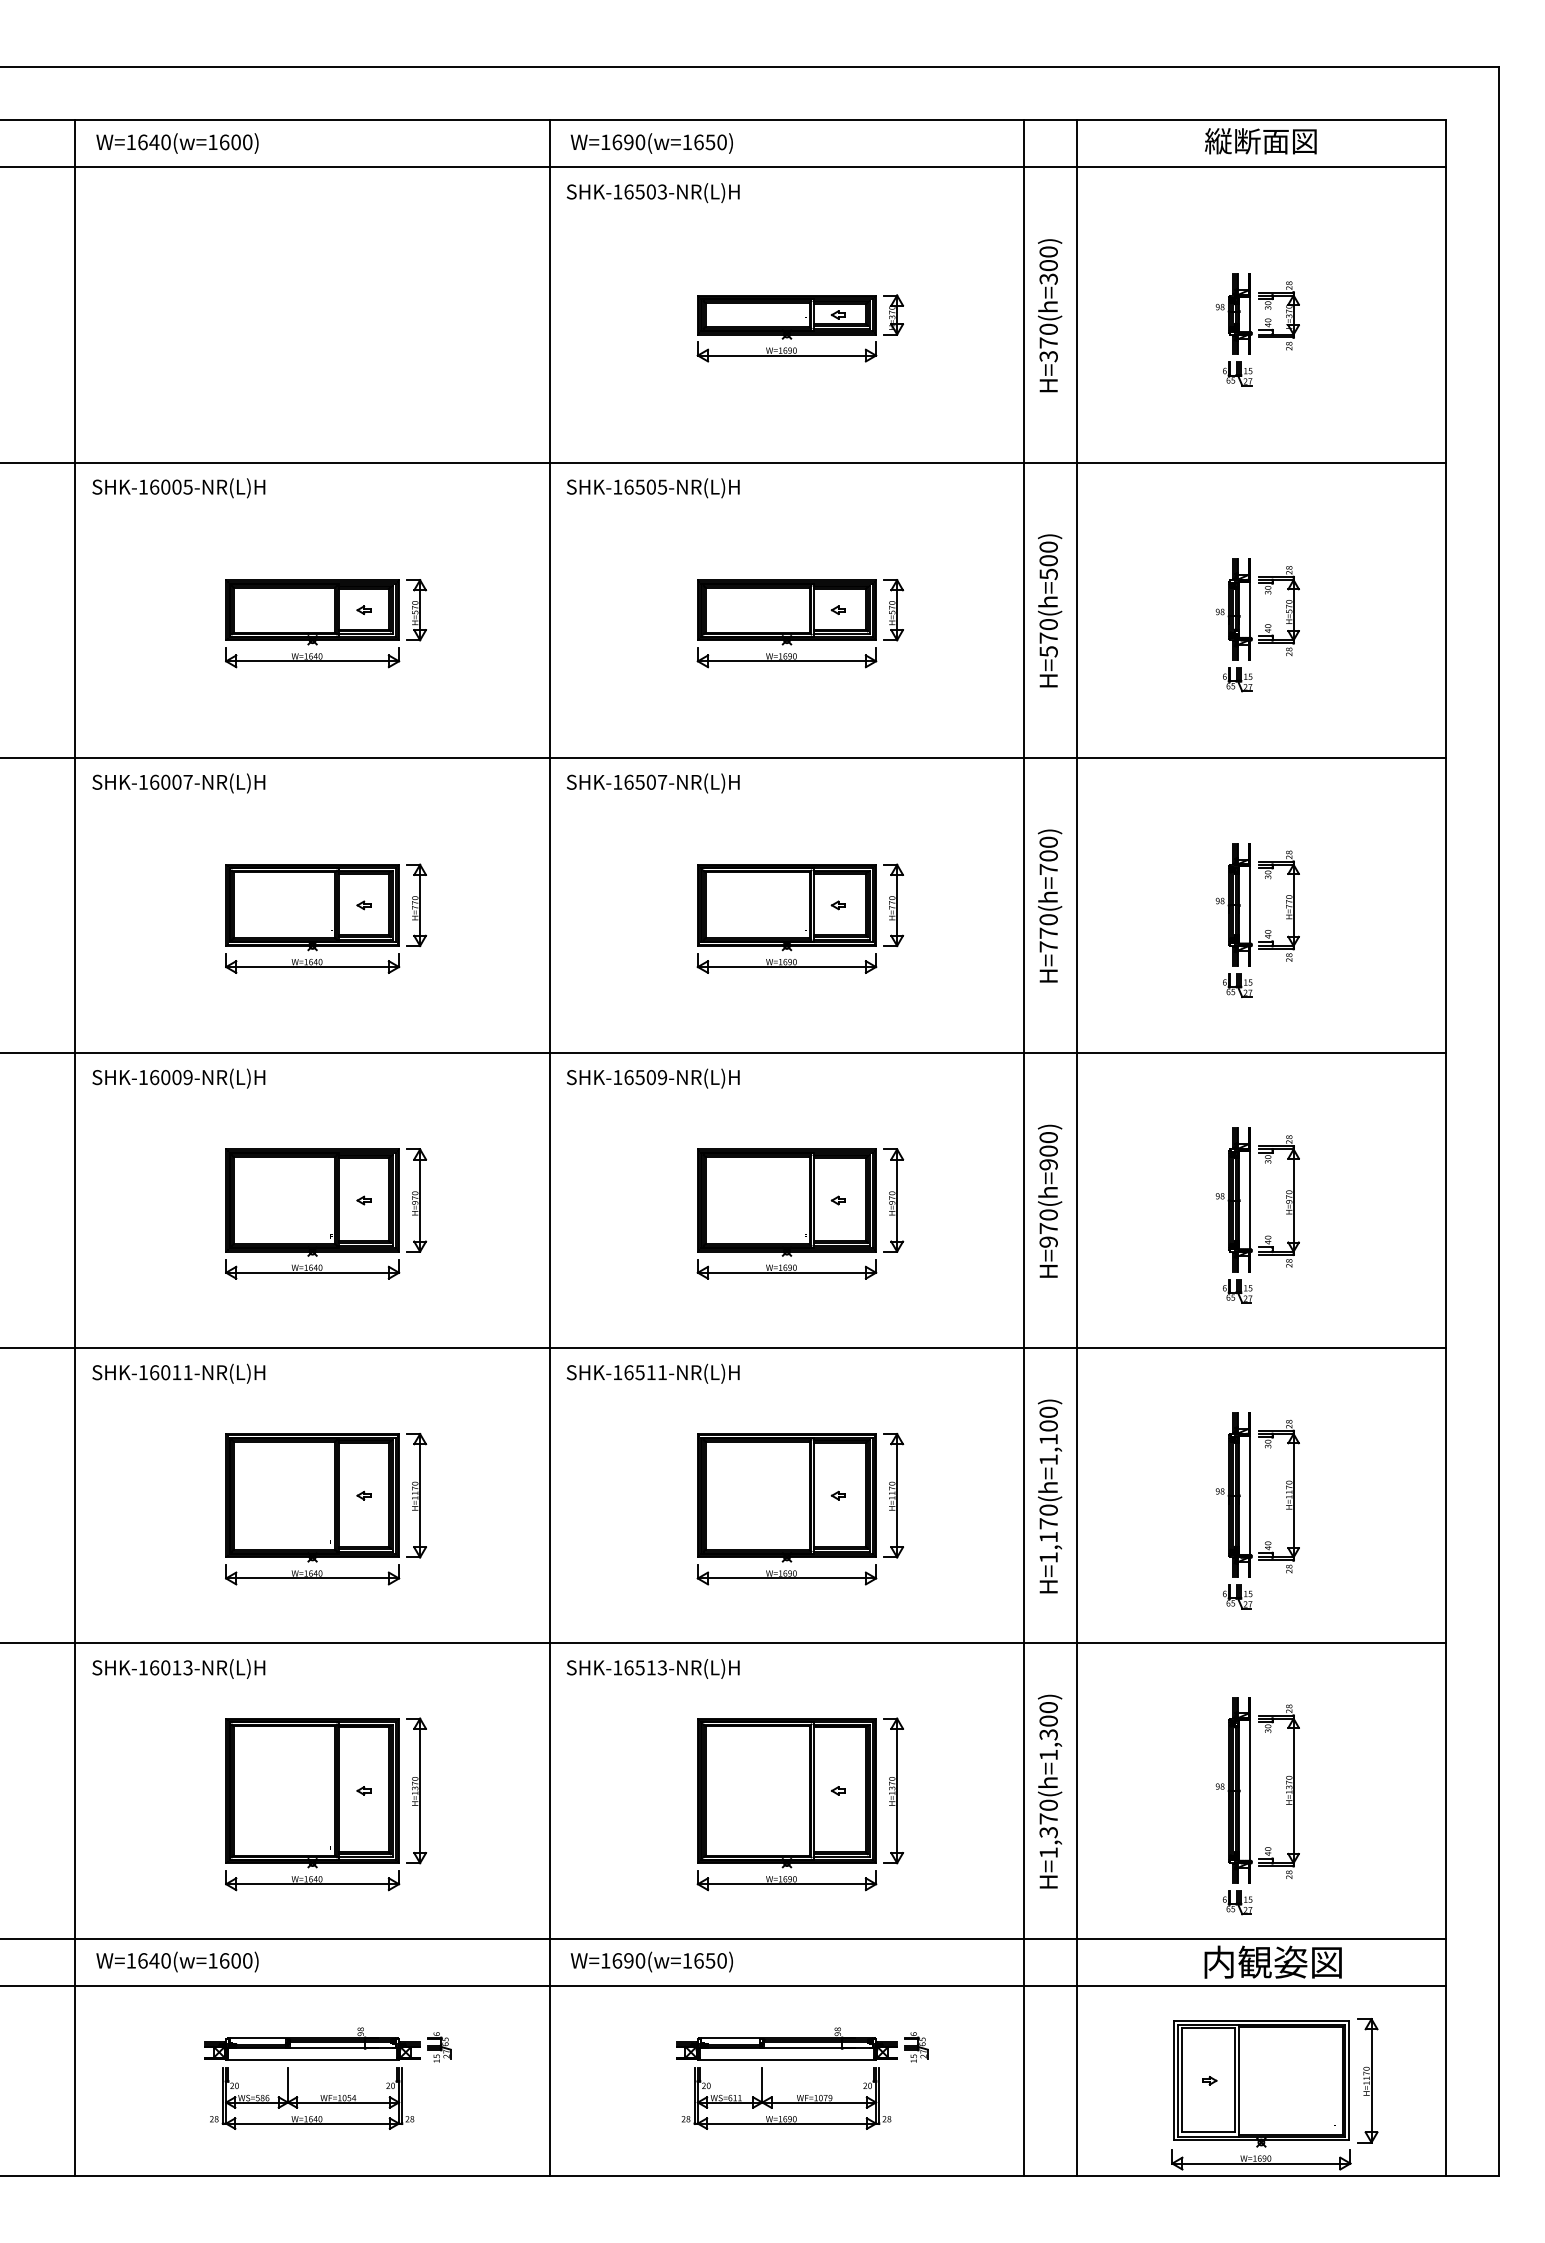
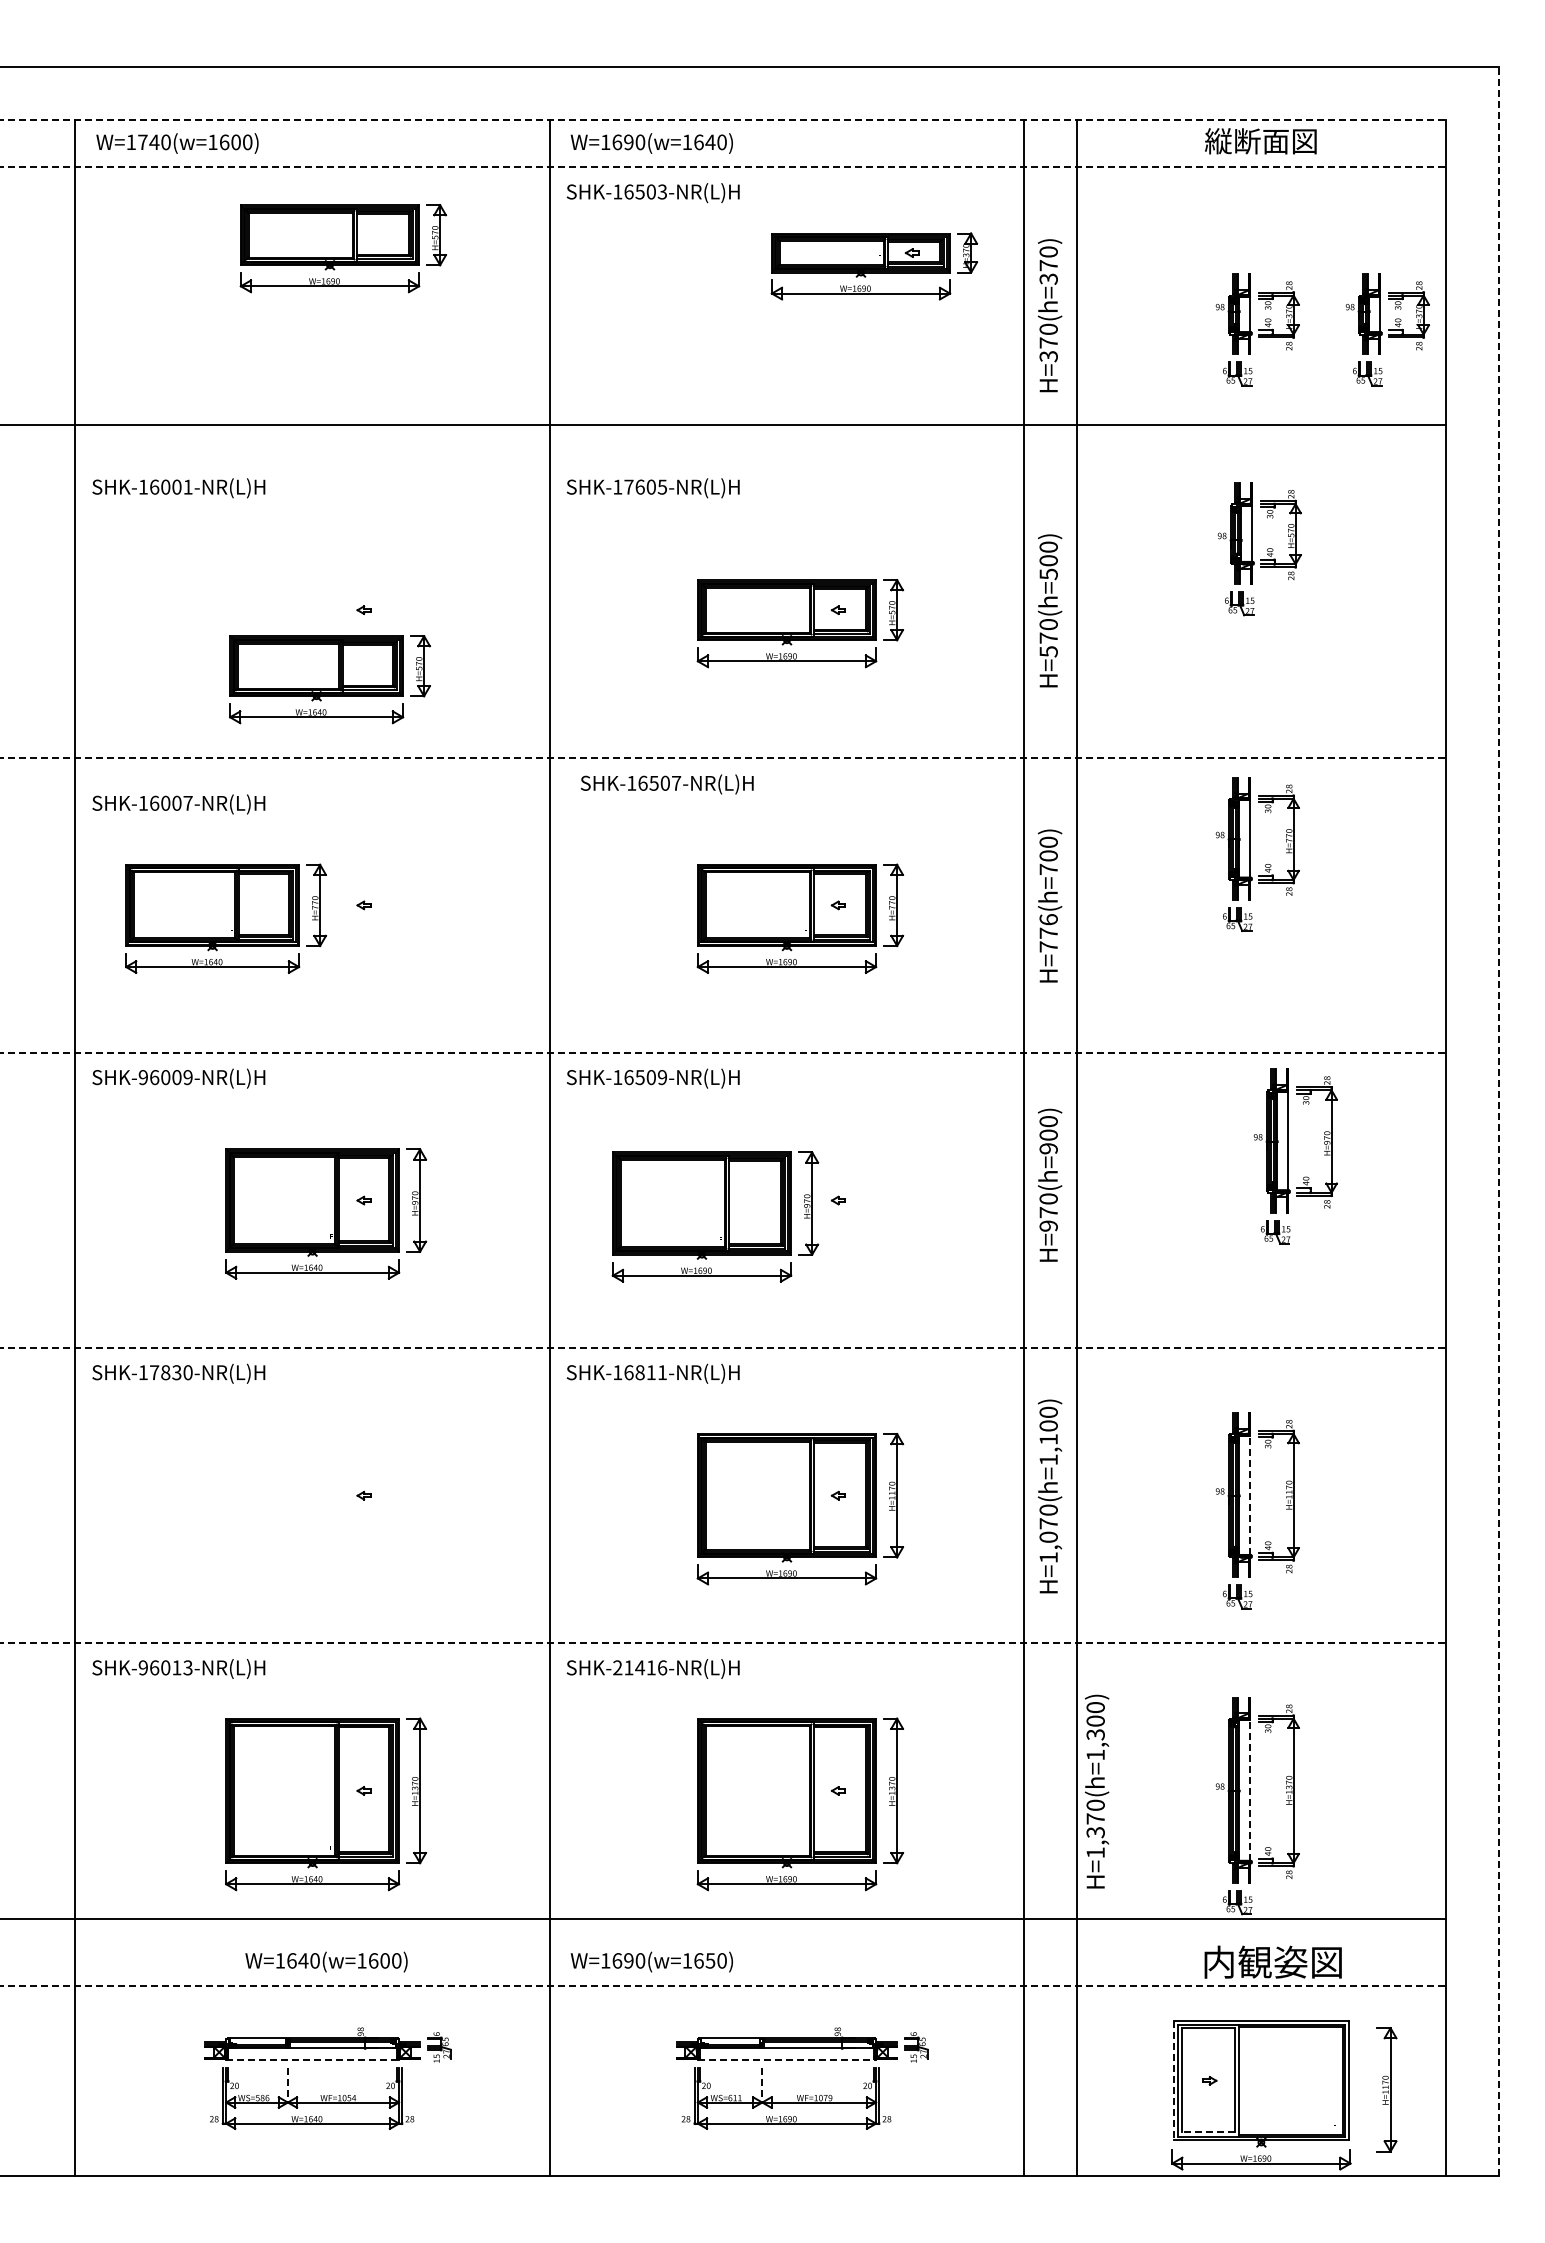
line: solid -> dashed (723, 120)
text: W=1640(w=1600) -> W=1740(w=1600) (142, 142)
text: W=1690(w=1650) -> W=1690(w=1640) (710, 142)
line: solid -> dashed (723, 167)
part: none -> present (343, 248)
text: H=370(h=300) -> H=370(h=370) (1048, 265)
part position: (799, 328) -> (873, 266) (873, 266)
part: none -> present (1387, 329)
line position: (723, 462) -> (723, 424) (723, 424)
text: SHK-16005-NR(L)H -> SHK-16001-NR(L)H (187, 486)
text: SHK-16505-NR(L)H -> SHK-17605-NR(L)H (634, 486)
part position: (325, 623) -> (329, 679) (329, 679)
part position: (1250, 625) -> (1252, 549) (1252, 549)
line: solid -> dashed (723, 757)
text position: (178, 783) -> (178, 804) (178, 804)
text position: (652, 783) -> (666, 784) (666, 784)
part position: (325, 918) -> (225, 918) (225, 918)
text: H=770(h=700) -> H=776(h=700) (1048, 919)
part position: (1250, 920) -> (1250, 854) (1250, 854)
line: solid -> dashed (723, 1052)
text: SHK-16009-NR(L)H -> SHK-96009-NR(L)H (142, 1077)
line: solid -> dashed (1498, 1121)
text position: (1050, 1200) -> (1050, 1184) (1050, 1184)
part position: (800, 1213) -> (715, 1216) (715, 1216)
part position: (1250, 1215) -> (1288, 1156) (1288, 1156)
line: solid -> dashed (723, 1348)
text: SHK-16011-NR(L)H -> SHK-17830-NR(L)H (171, 1372)
text: SHK-16511-NR(L)H -> SHK-16811-NR(L)H (639, 1372)
line: solid -> dashed (1250, 1495)
part: present -> none (326, 1509)
text: H=1,170(h=1,100) -> H=1,070(h=1,100) (1048, 1536)
line: solid -> dashed (723, 1643)
text: SHK-16013-NR(L)H -> SHK-96013-NR(L)H (142, 1667)
text: SHK-16513-NR(L)H -> SHK-21416-NR(L)H (640, 1667)
line: solid -> dashed (1250, 1790)
text position: (1050, 1791) -> (1097, 1791) (1097, 1791)
line position: (723, 1938) -> (723, 1918) (723, 1918)
text position: (177, 1961) -> (326, 1961) (326, 1961)
line: solid -> dashed (723, 1985)
line: solid -> dashed (313, 2060)
line: solid -> dashed (787, 2060)
line: solid -> dashed (1173, 2080)
part position: (1367, 2080) -> (1386, 2089) (1386, 2089)
line: solid -> dashed (287, 2085)
line: solid -> dashed (762, 2085)
line: solid -> dashed (1208, 2131)
